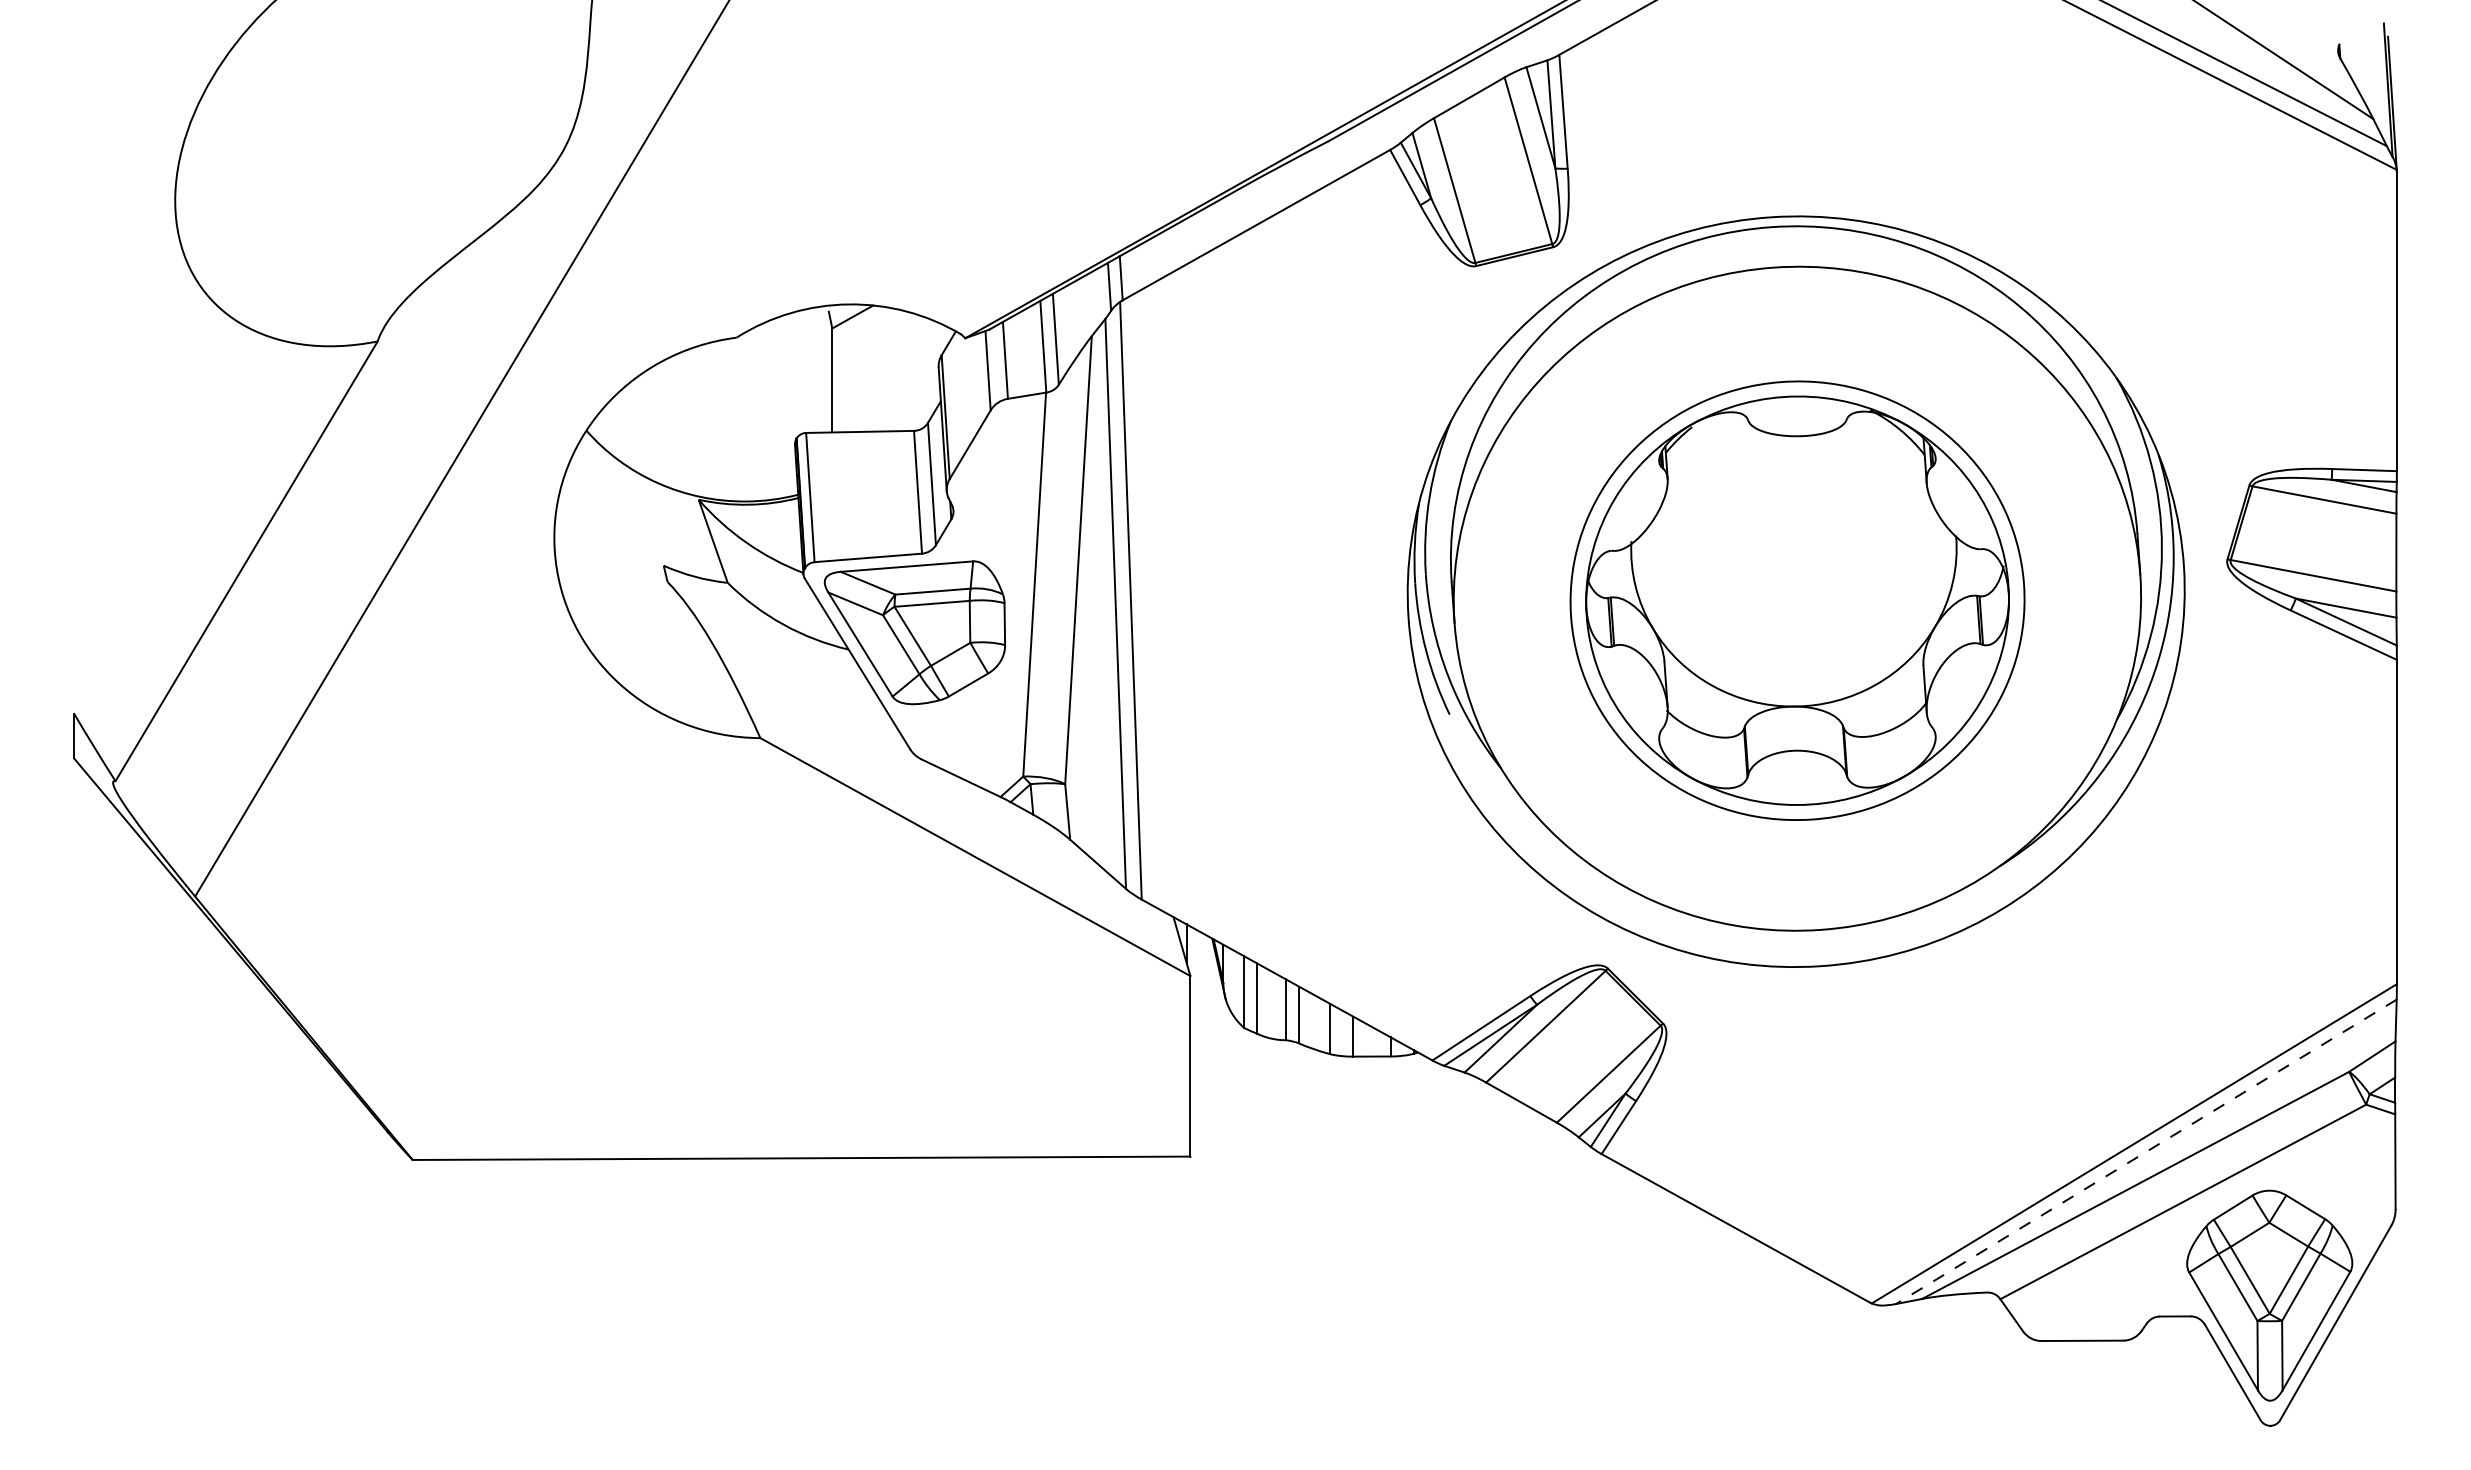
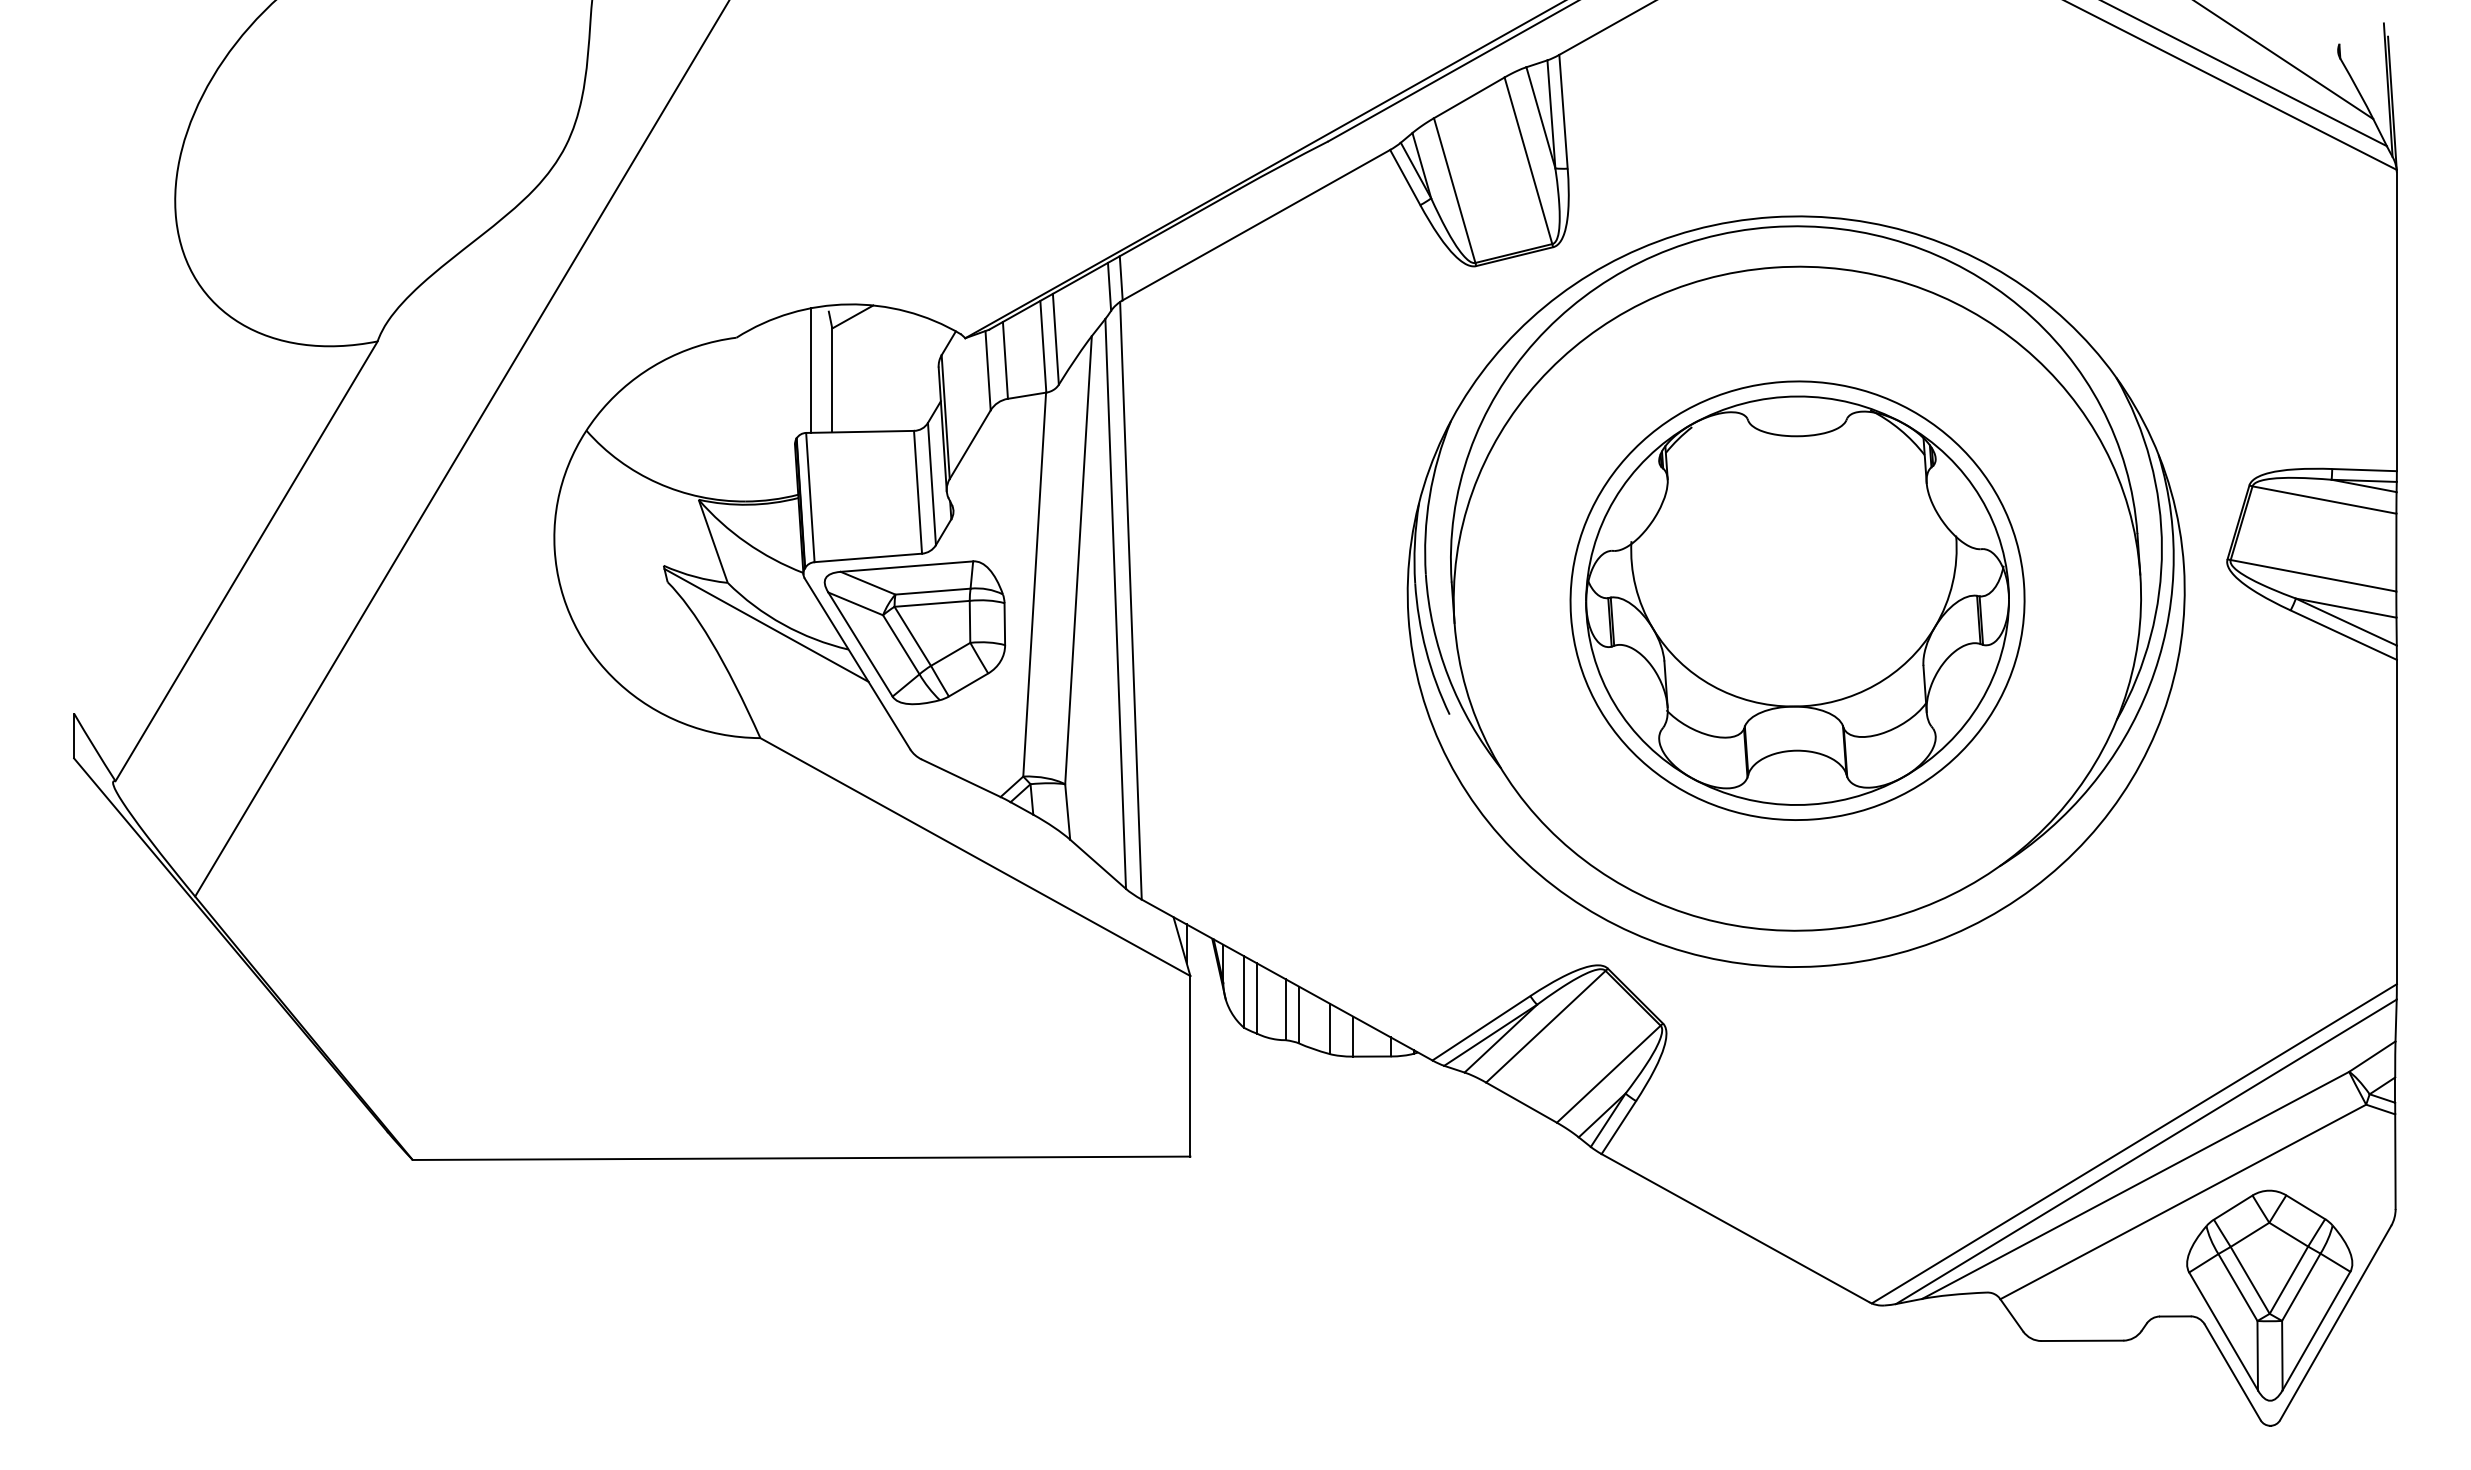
line: none -> present (811, 370)
line: none -> present (766, 624)
line: dashed -> solid (2145, 1152)
